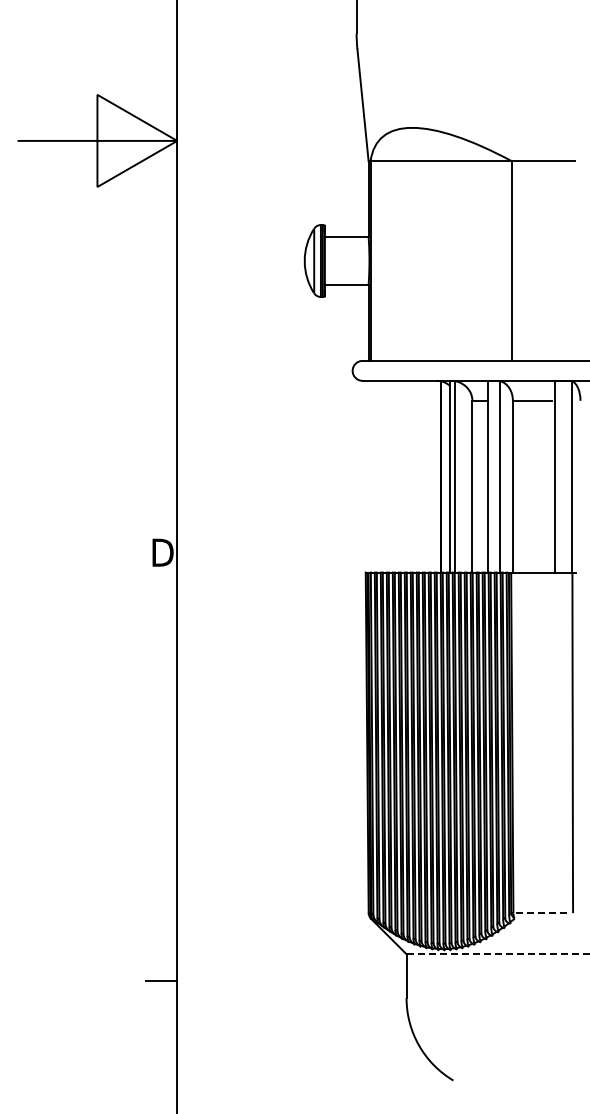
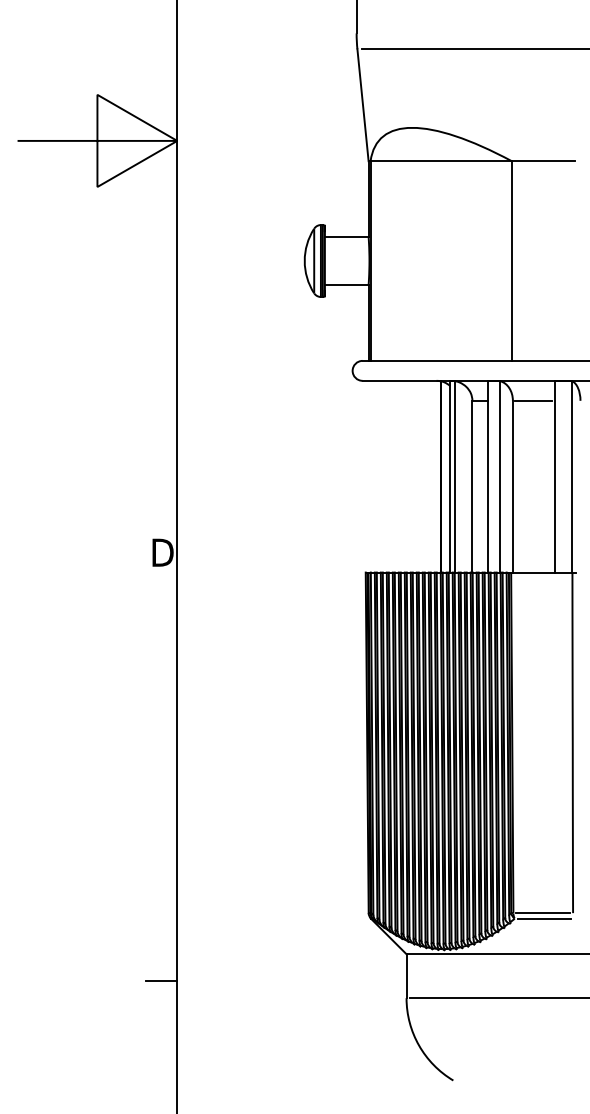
line: none -> present (473, 49)
line: dashed -> solid (543, 913)
line: none -> present (543, 918)
line: dashed -> solid (498, 954)
line: none -> present (498, 998)
